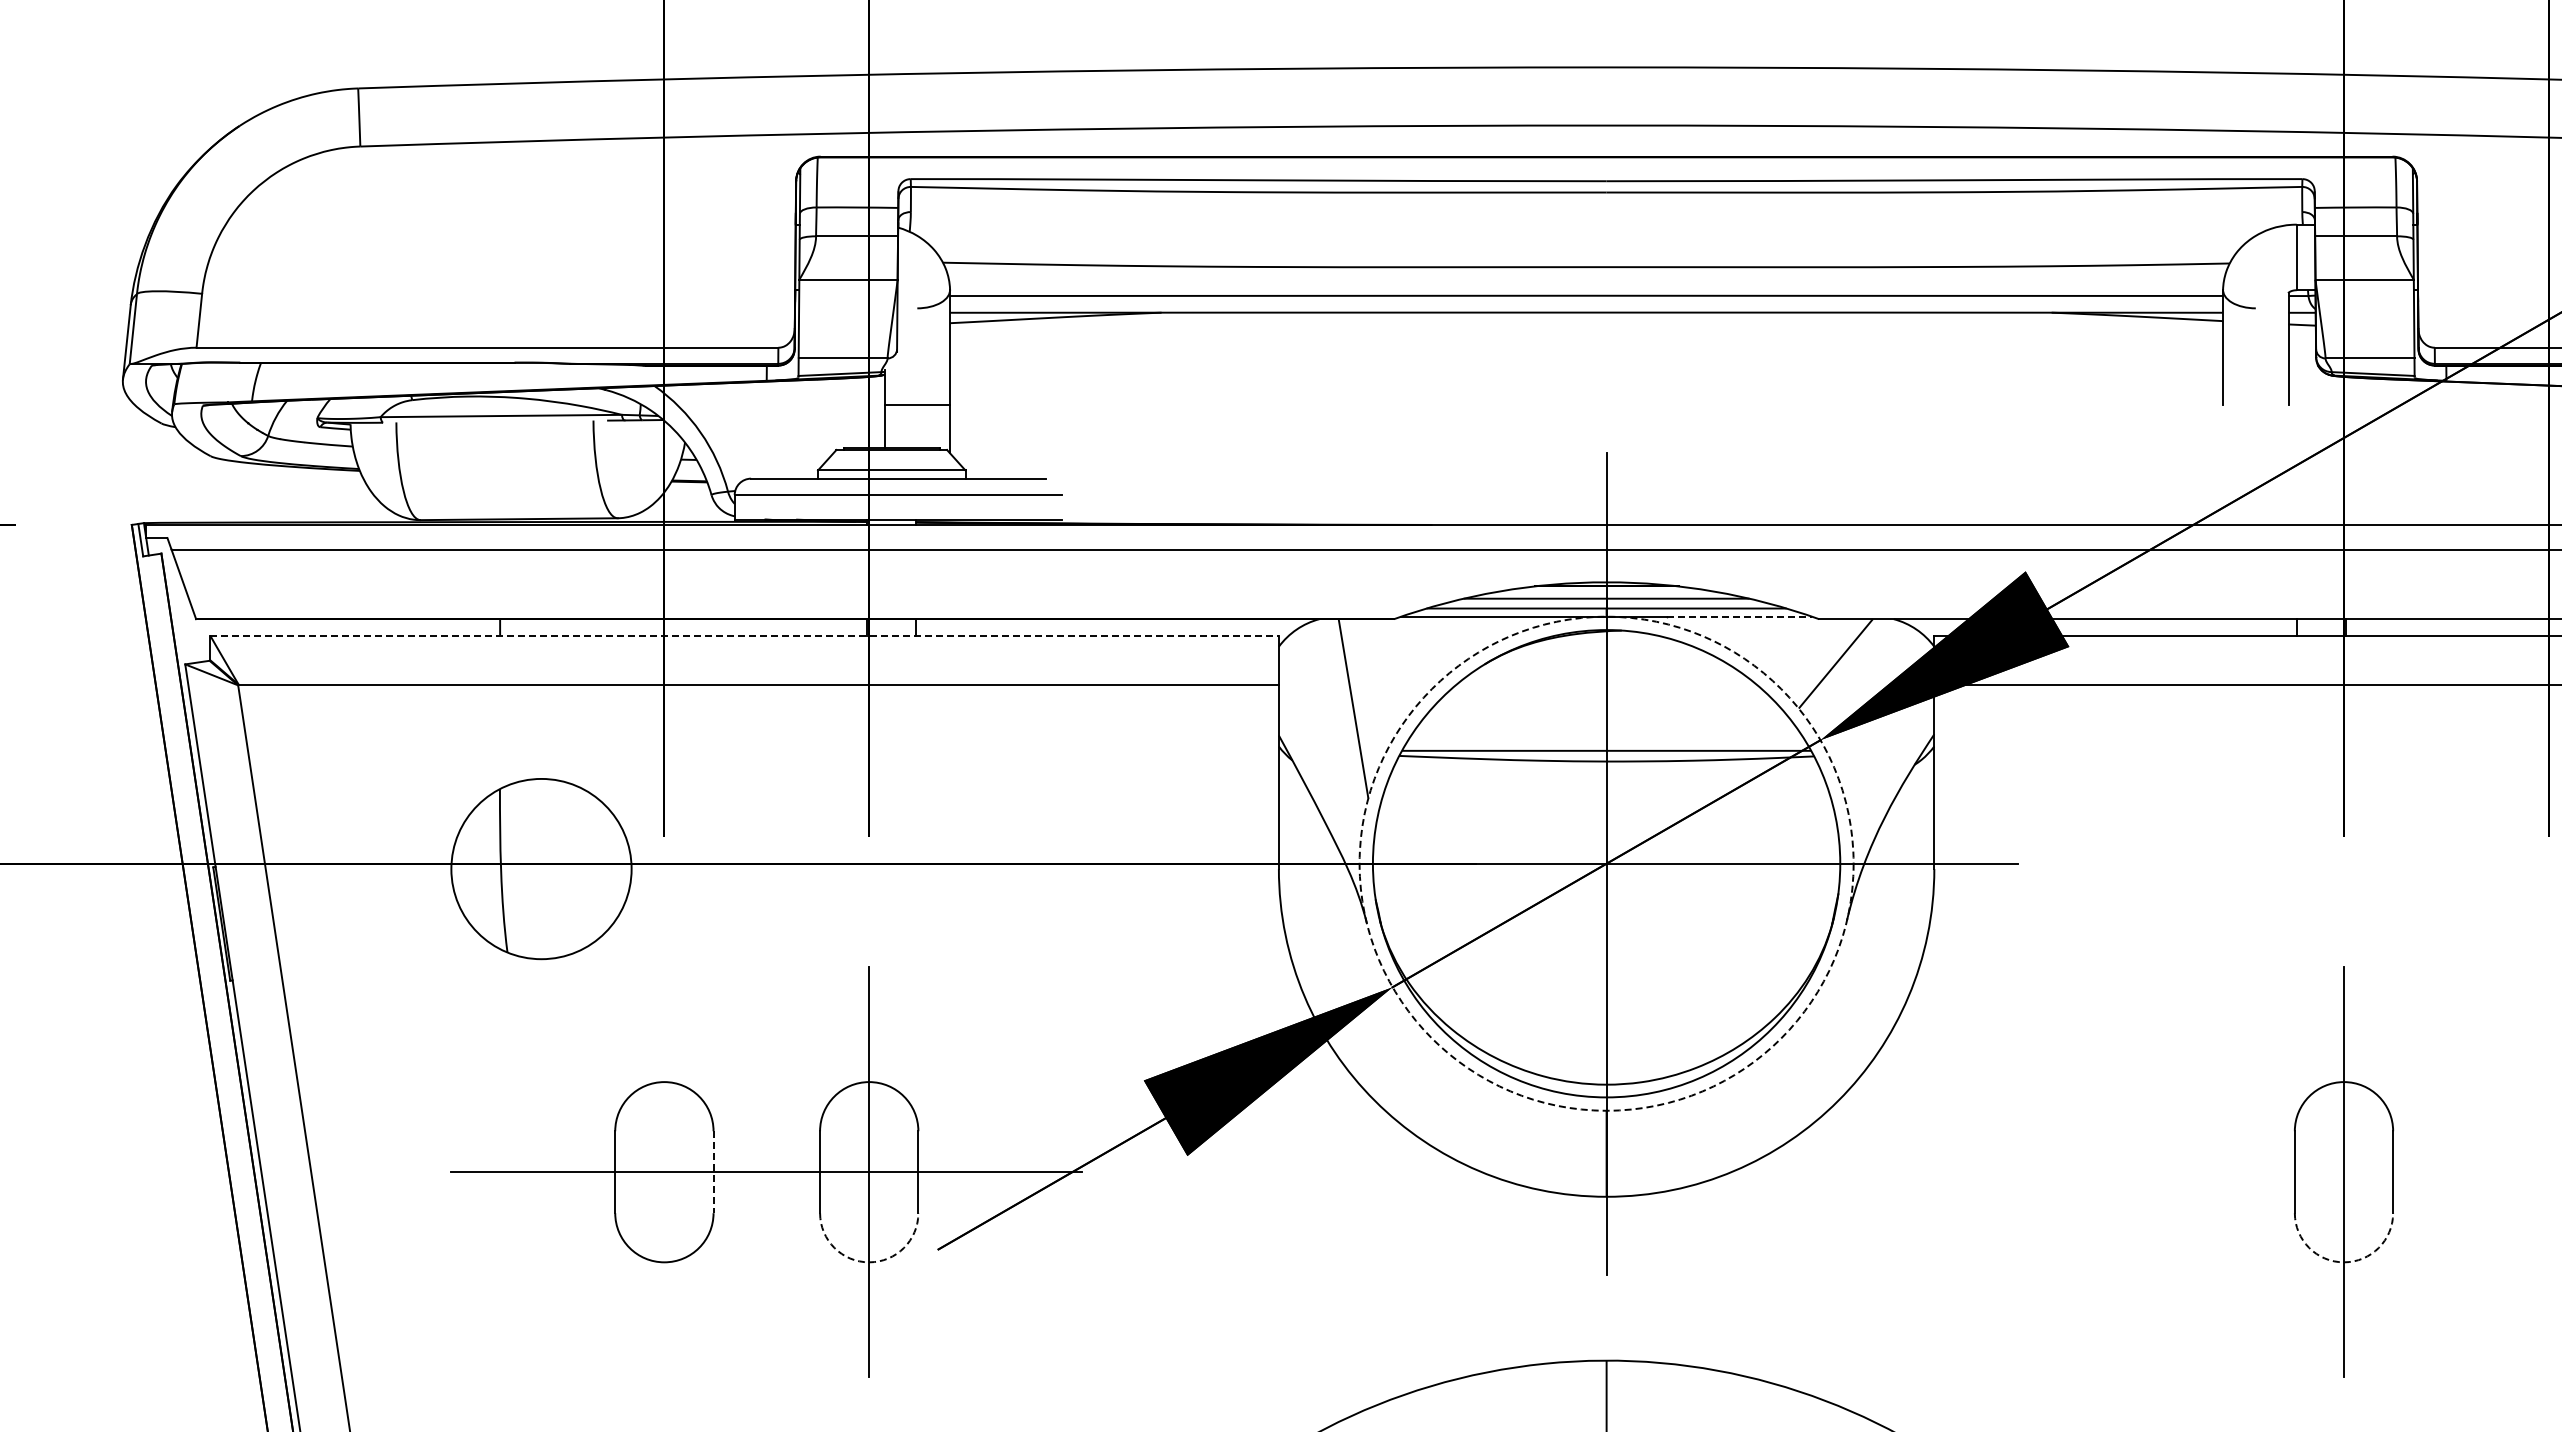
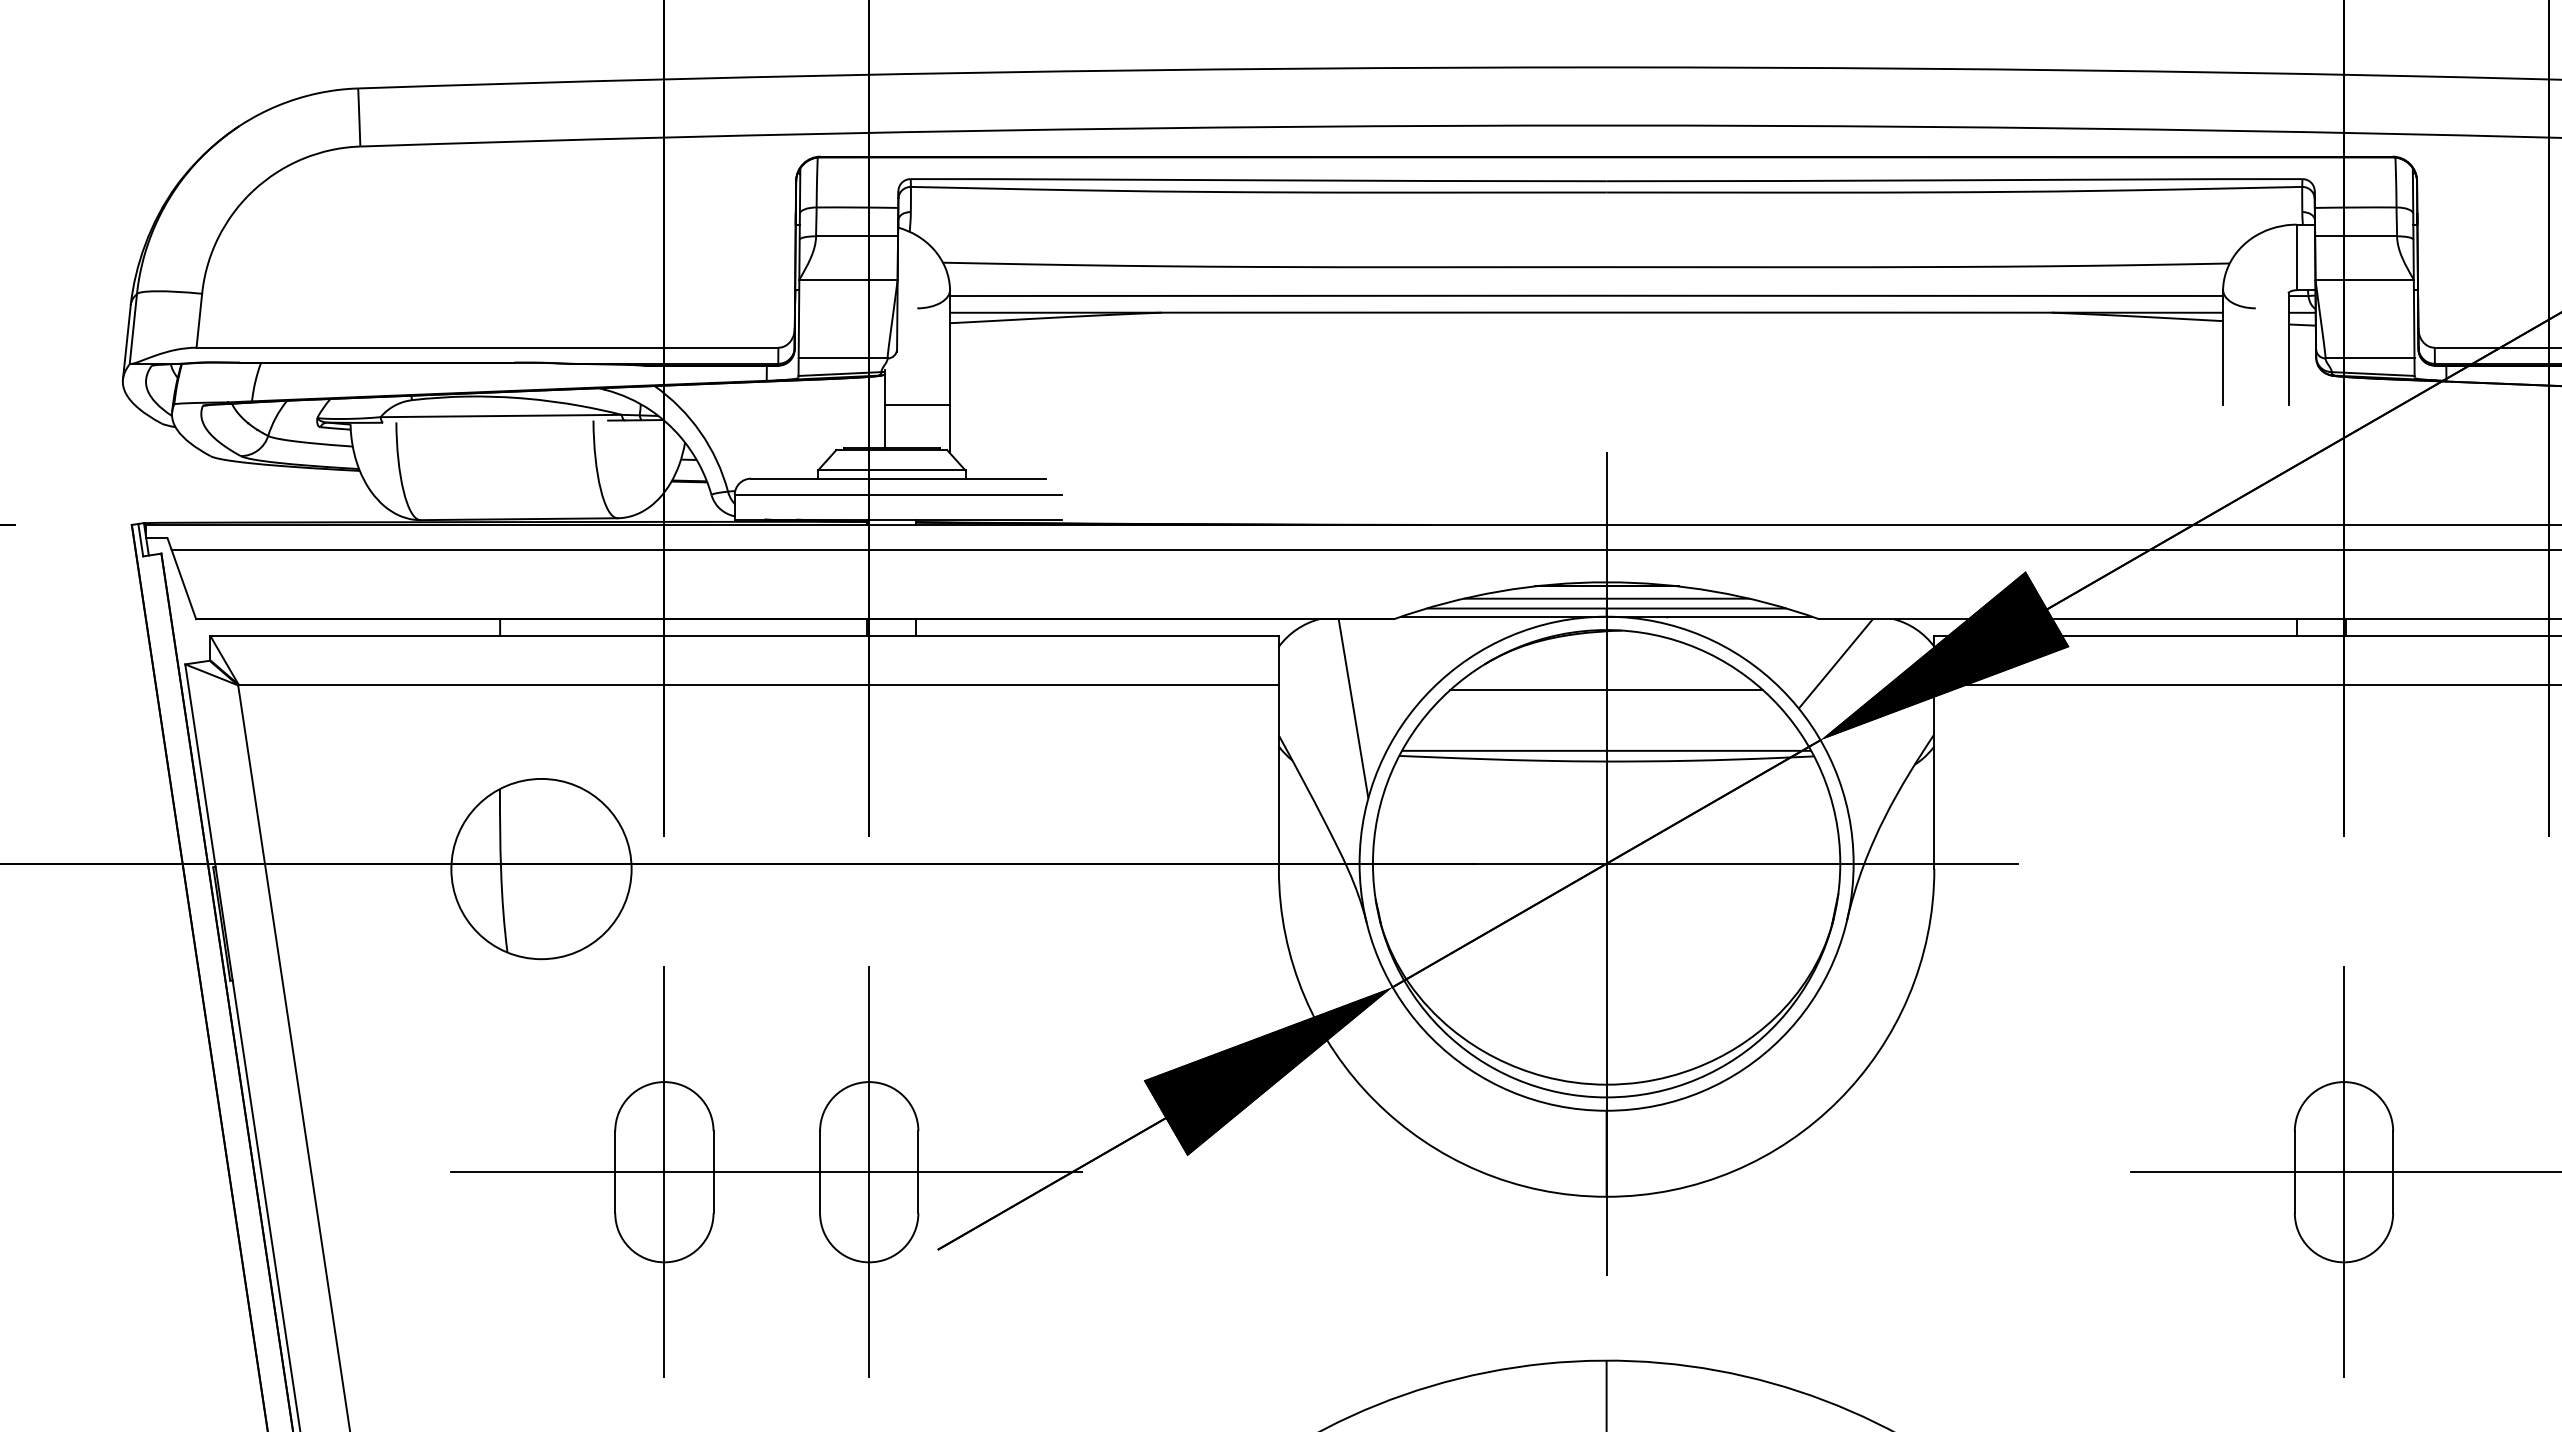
line: dashed -> solid (1739, 616)
line: dashed -> solid (745, 635)
line: none -> present (1606, 690)
circle: dashed -> solid (1606, 863)
line: none -> present (664, 1172)
line: dashed -> solid (713, 1172)
line: none -> present (2344, 1172)
arc: dashed -> solid (869, 1262)
arc: dashed -> solid (2343, 1262)
